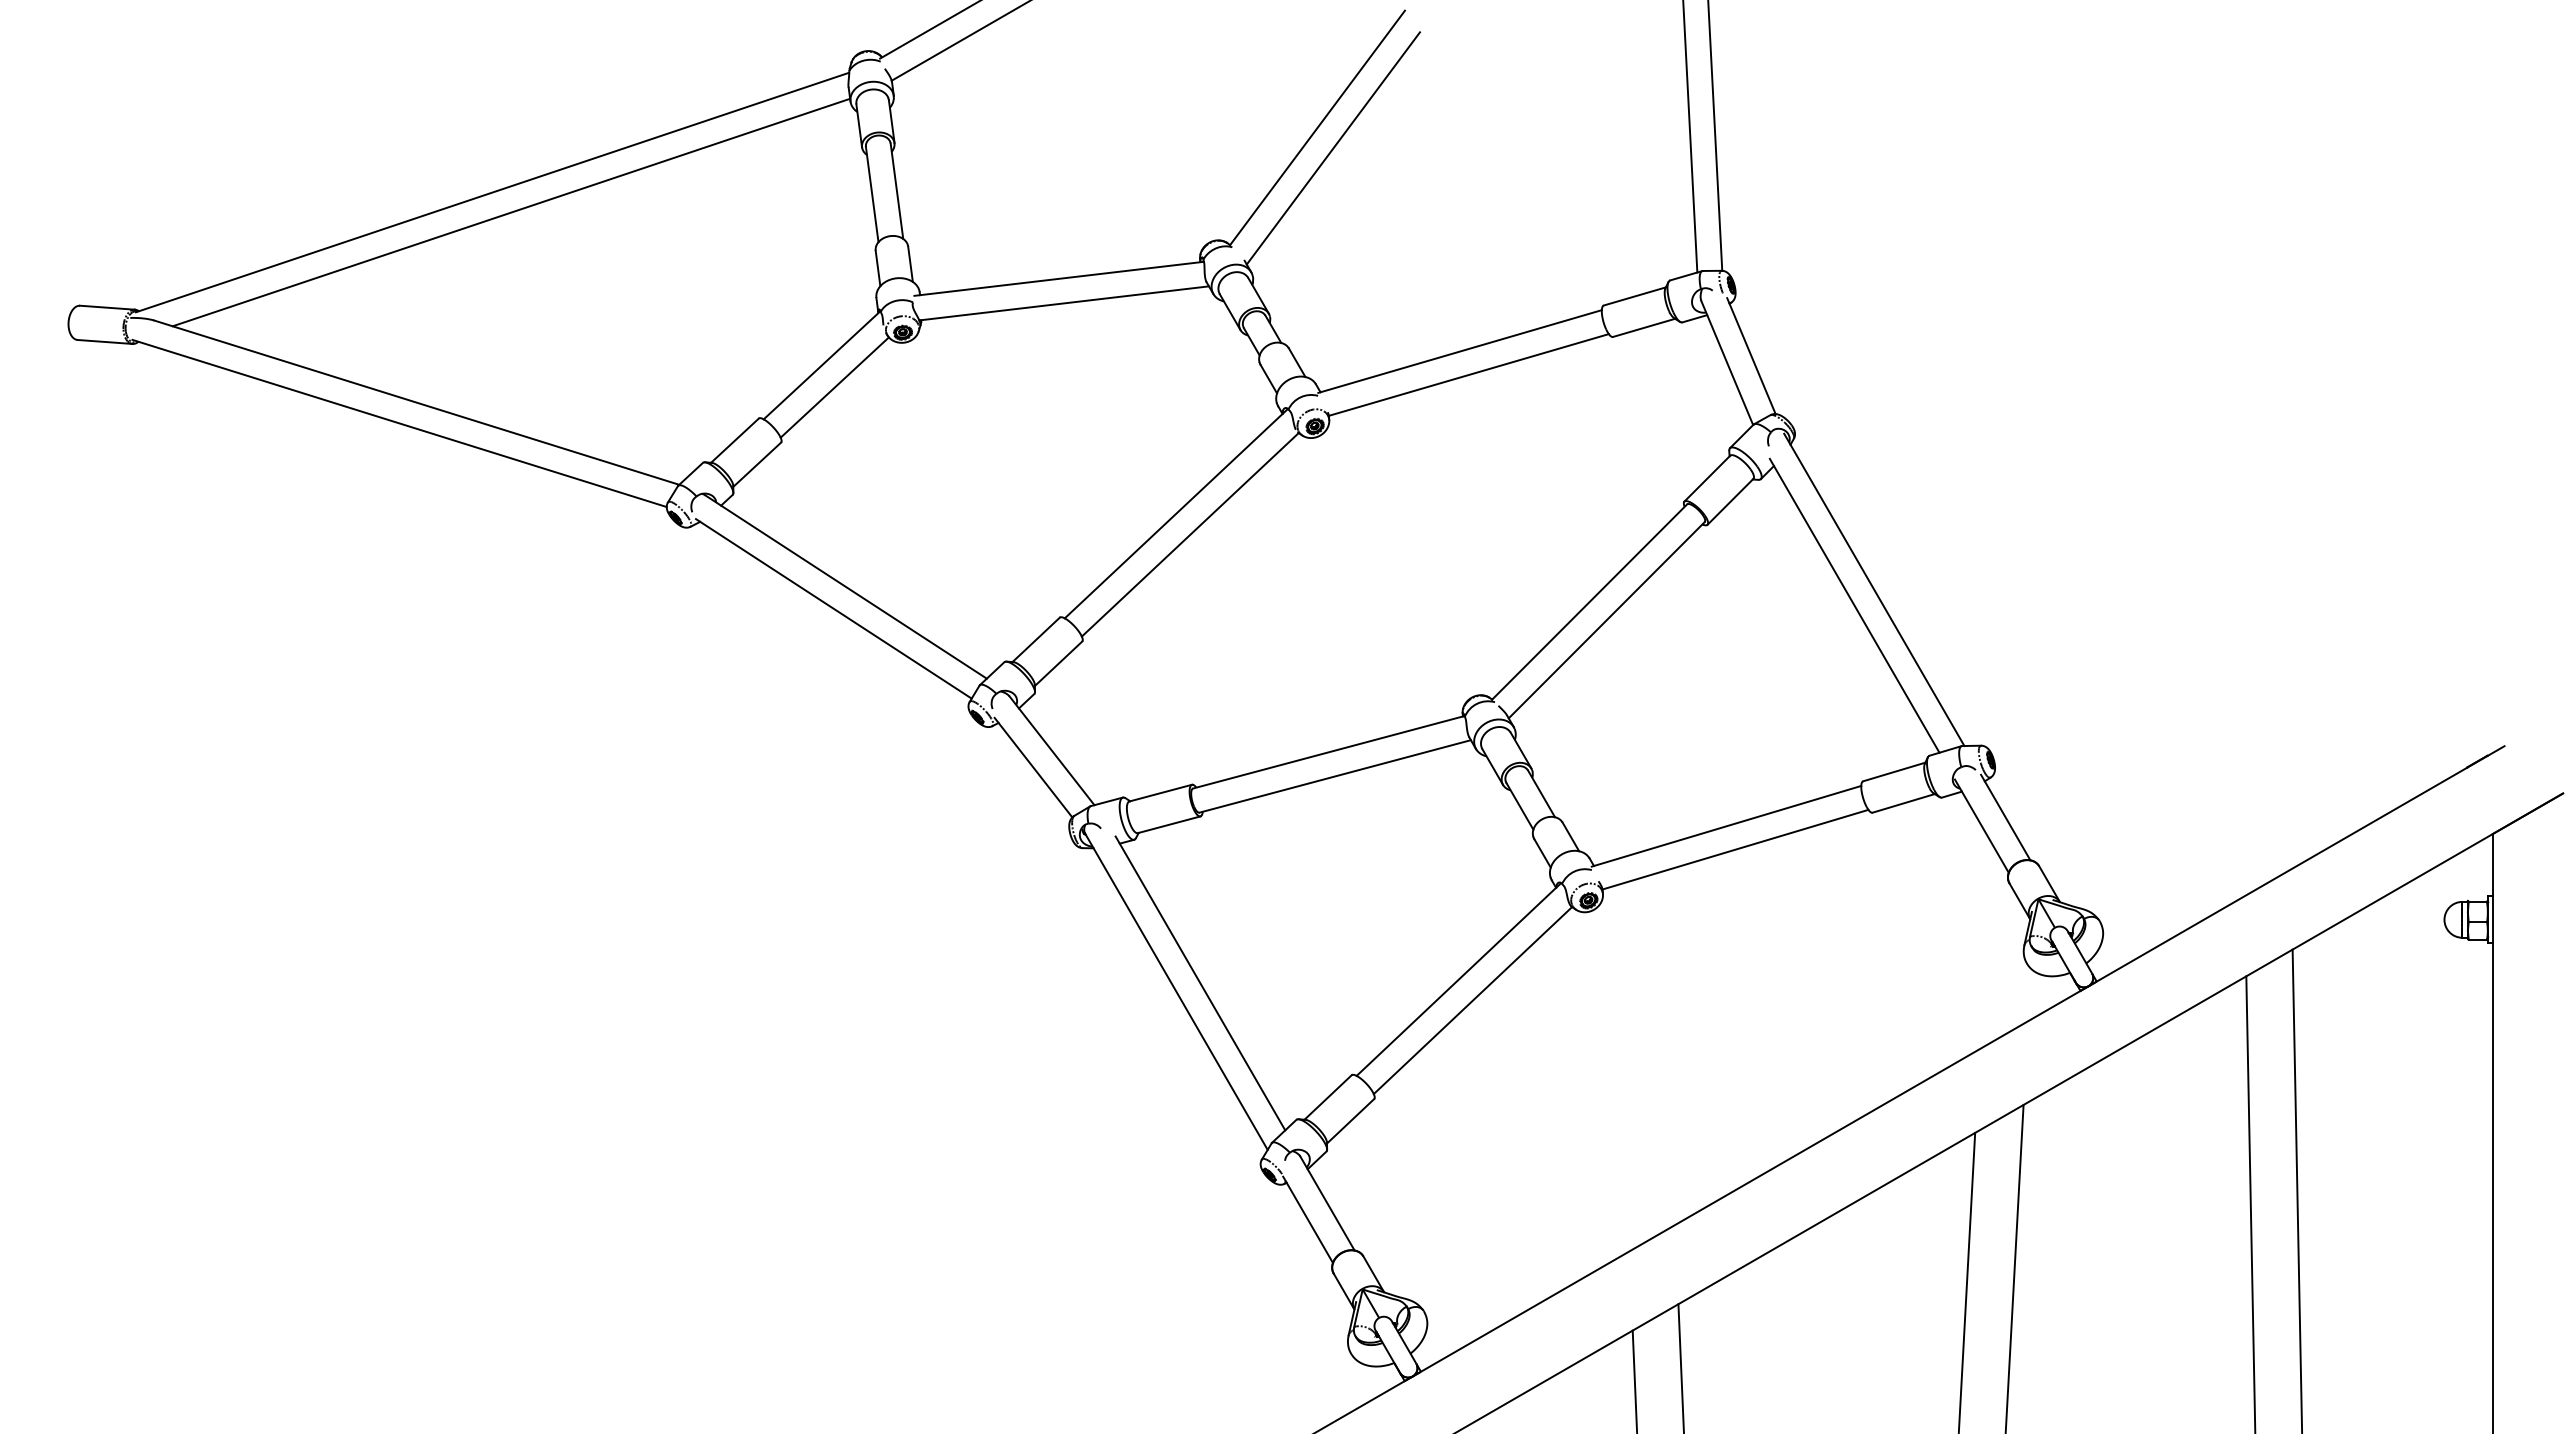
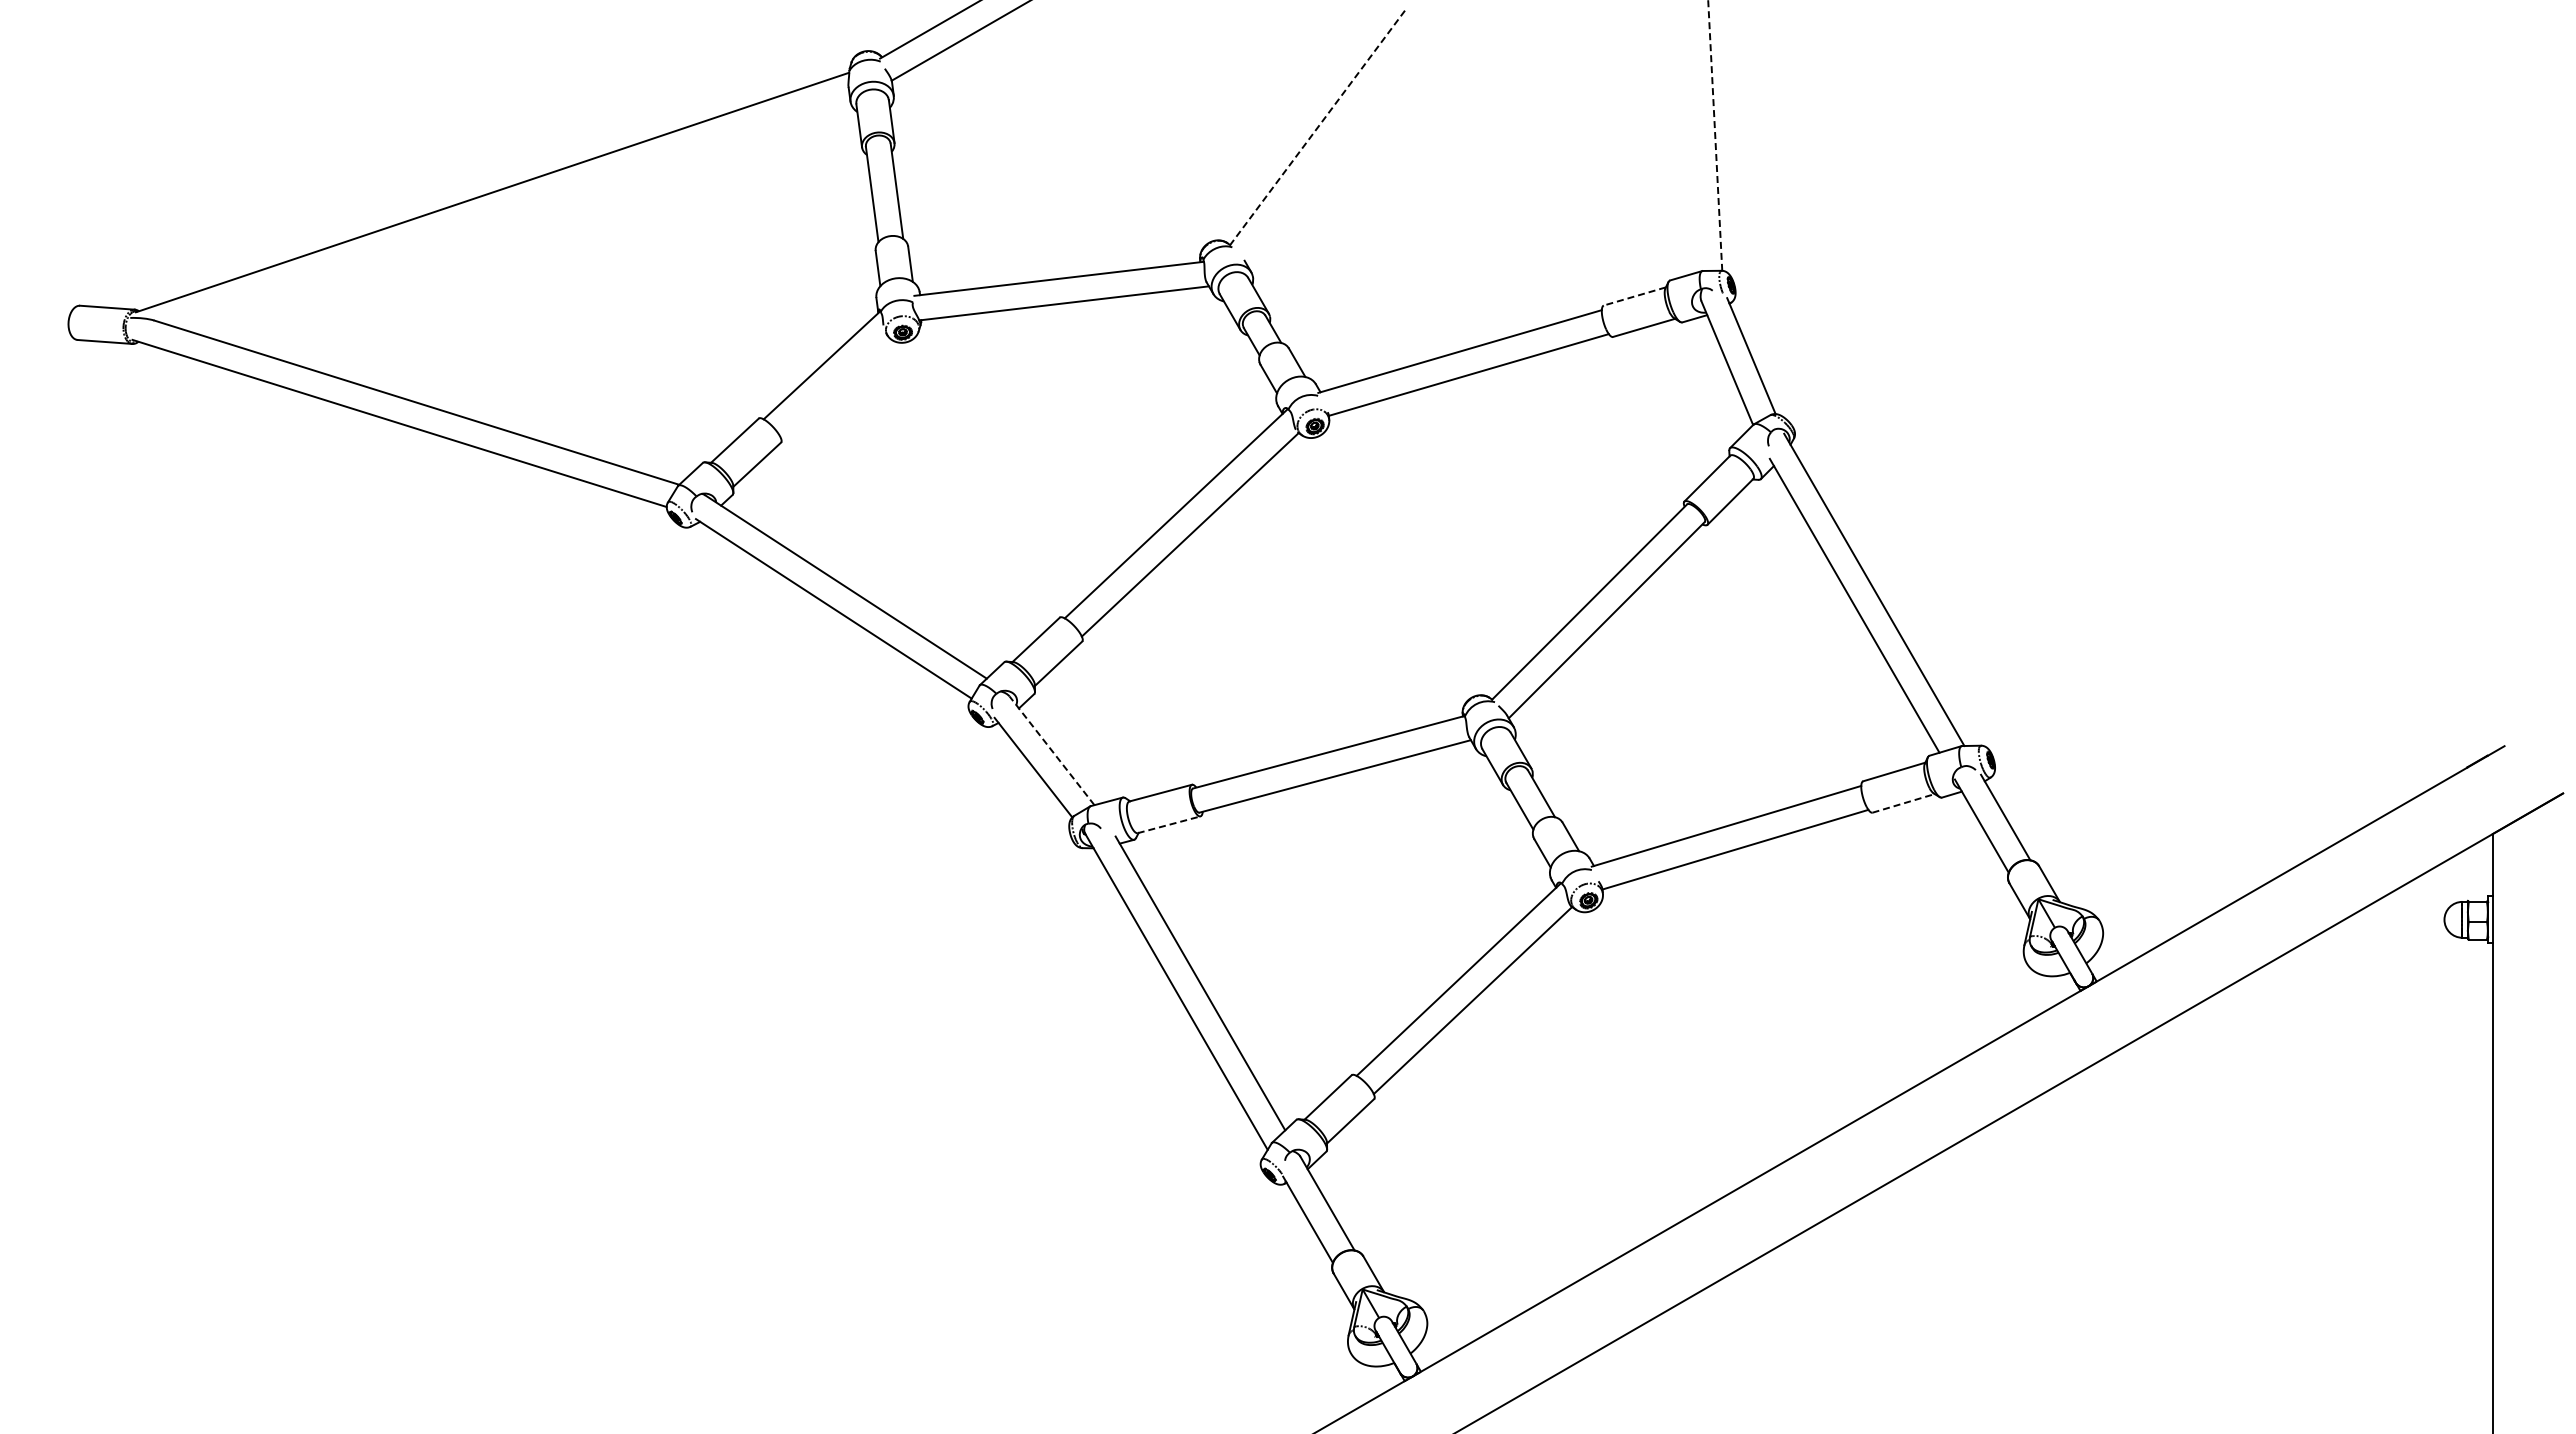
line: solid -> dashed (1317, 128)
line: solid -> dashed (1715, 135)
line: present -> none (1690, 137)
line: present -> none (1333, 148)
line: present -> none (511, 212)
line: solid -> dashed (1634, 296)
line: present -> none (834, 387)
line: solid -> dashed (1052, 750)
line: solid -> dashed (1904, 803)
line: solid -> dashed (1169, 824)
line: present -> none (2297, 1189)
line: present -> none (2250, 1203)
line: present -> none (2014, 1267)
line: present -> none (1966, 1281)
line: present -> none (1680, 1367)
line: present -> none (1634, 1380)
